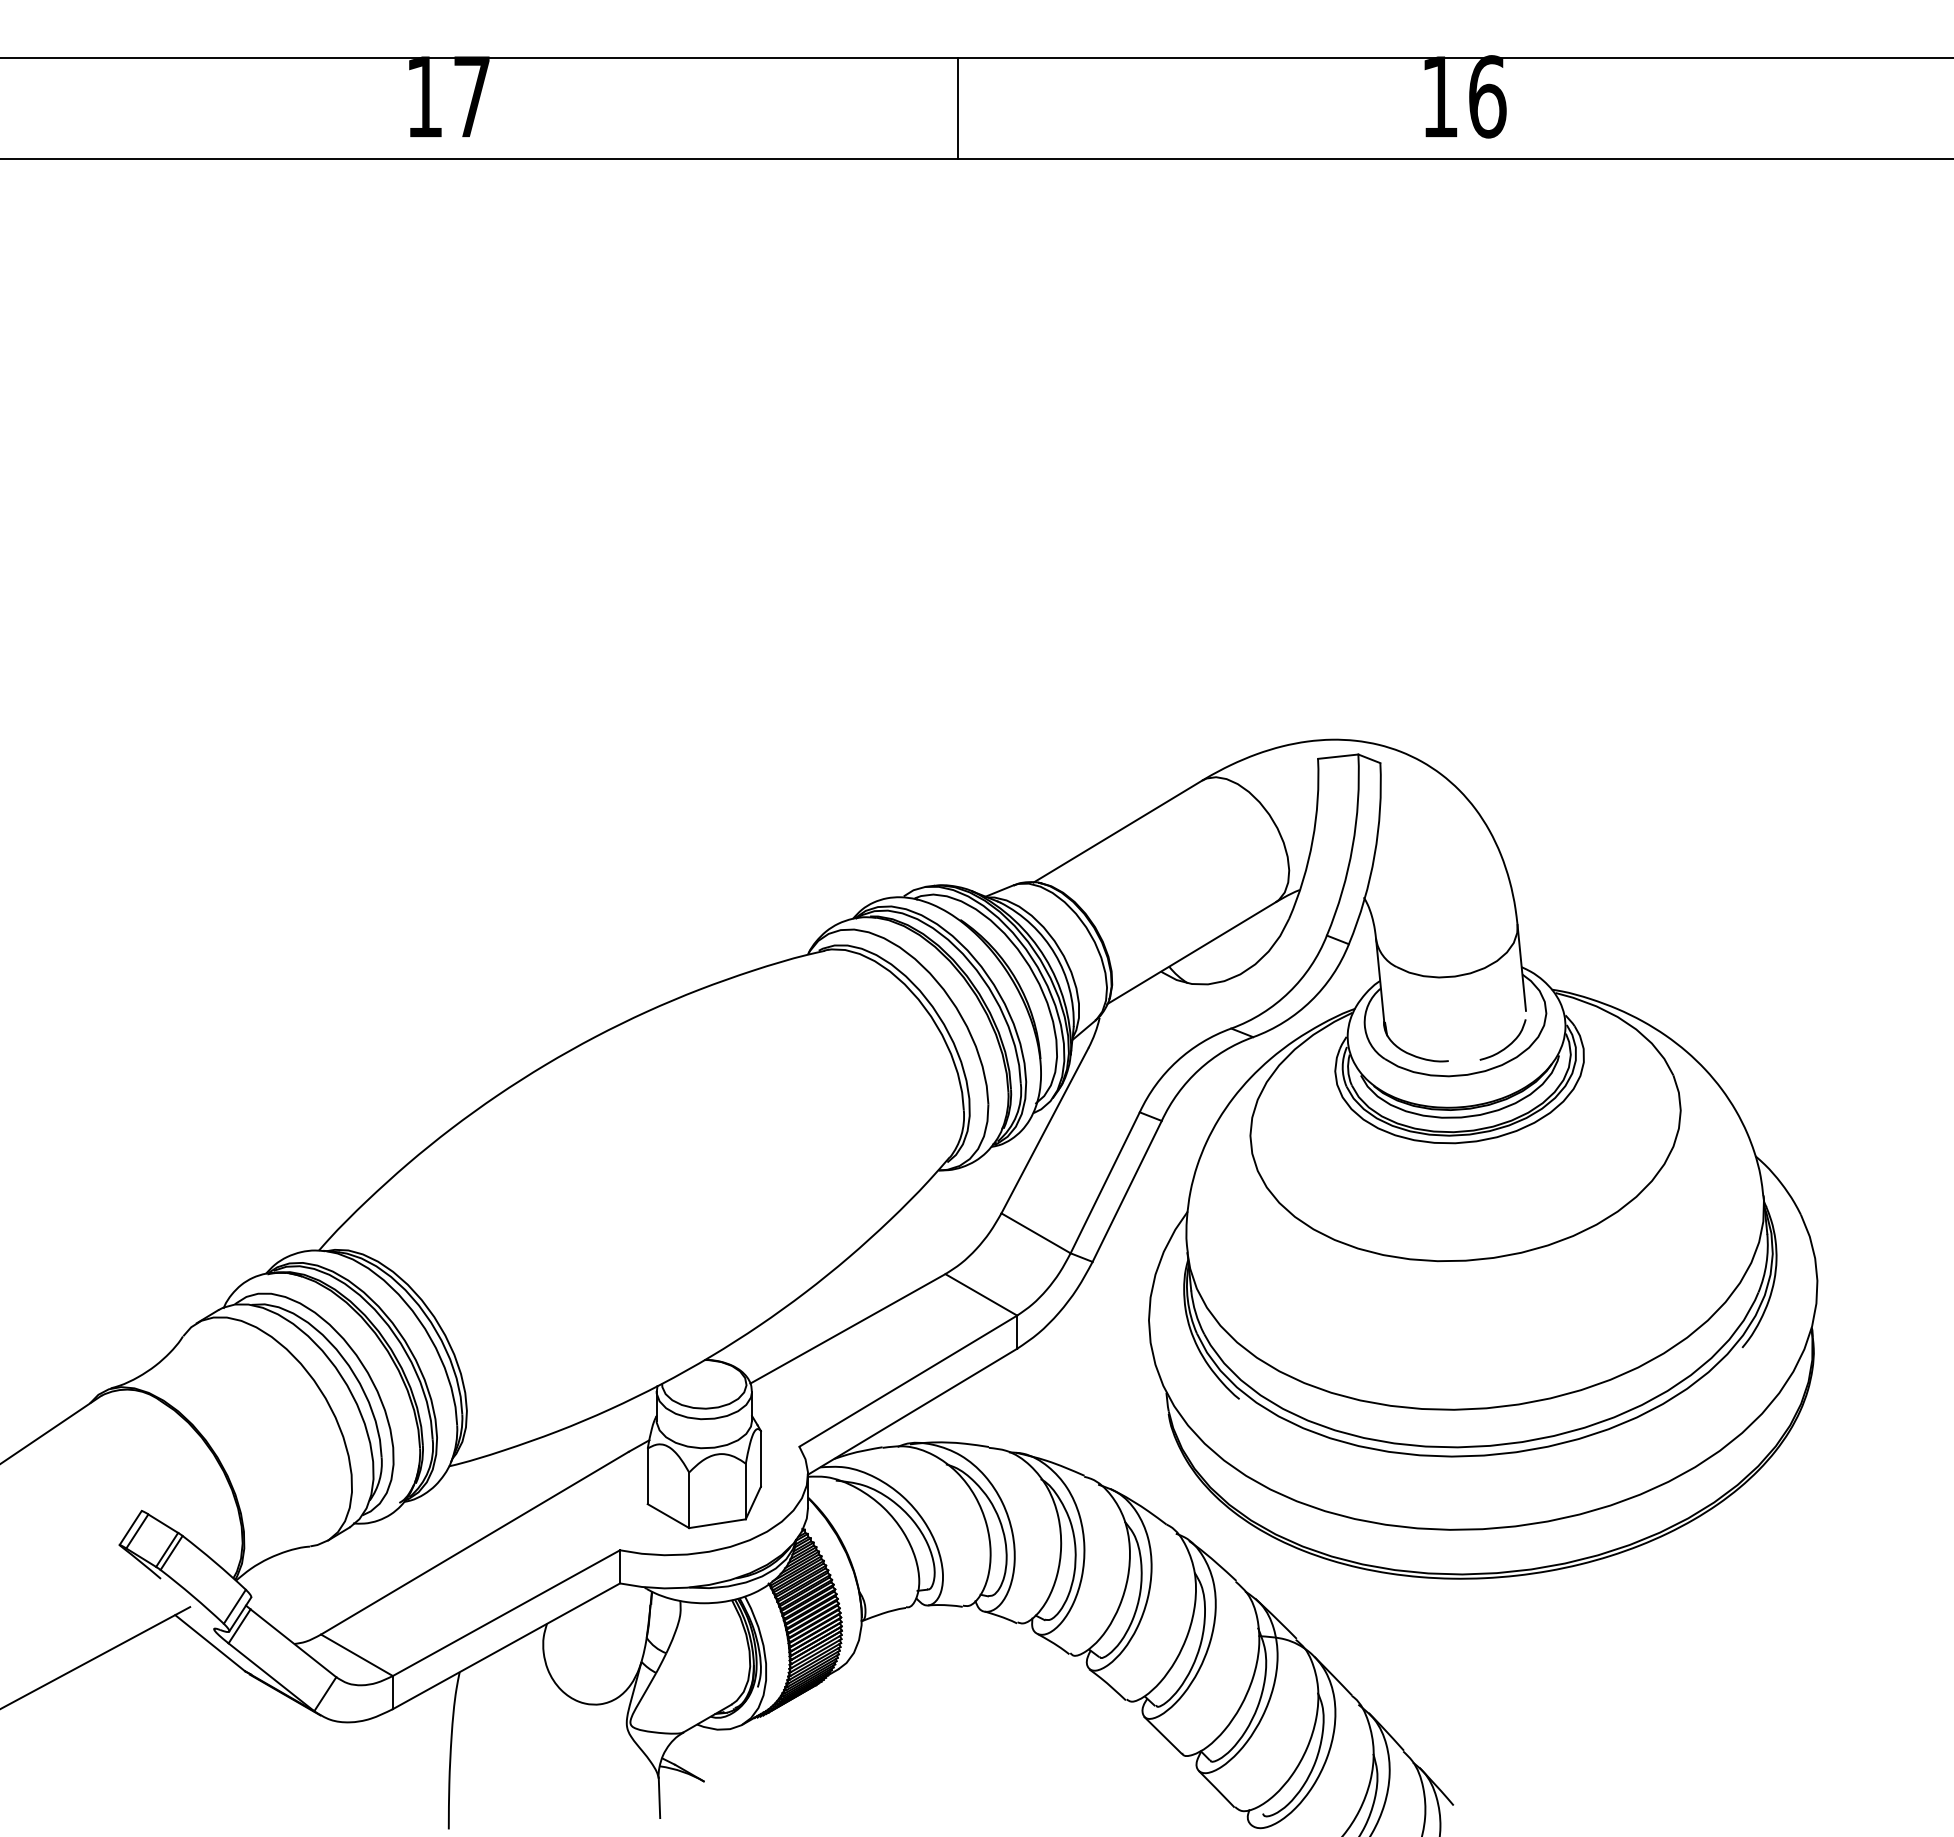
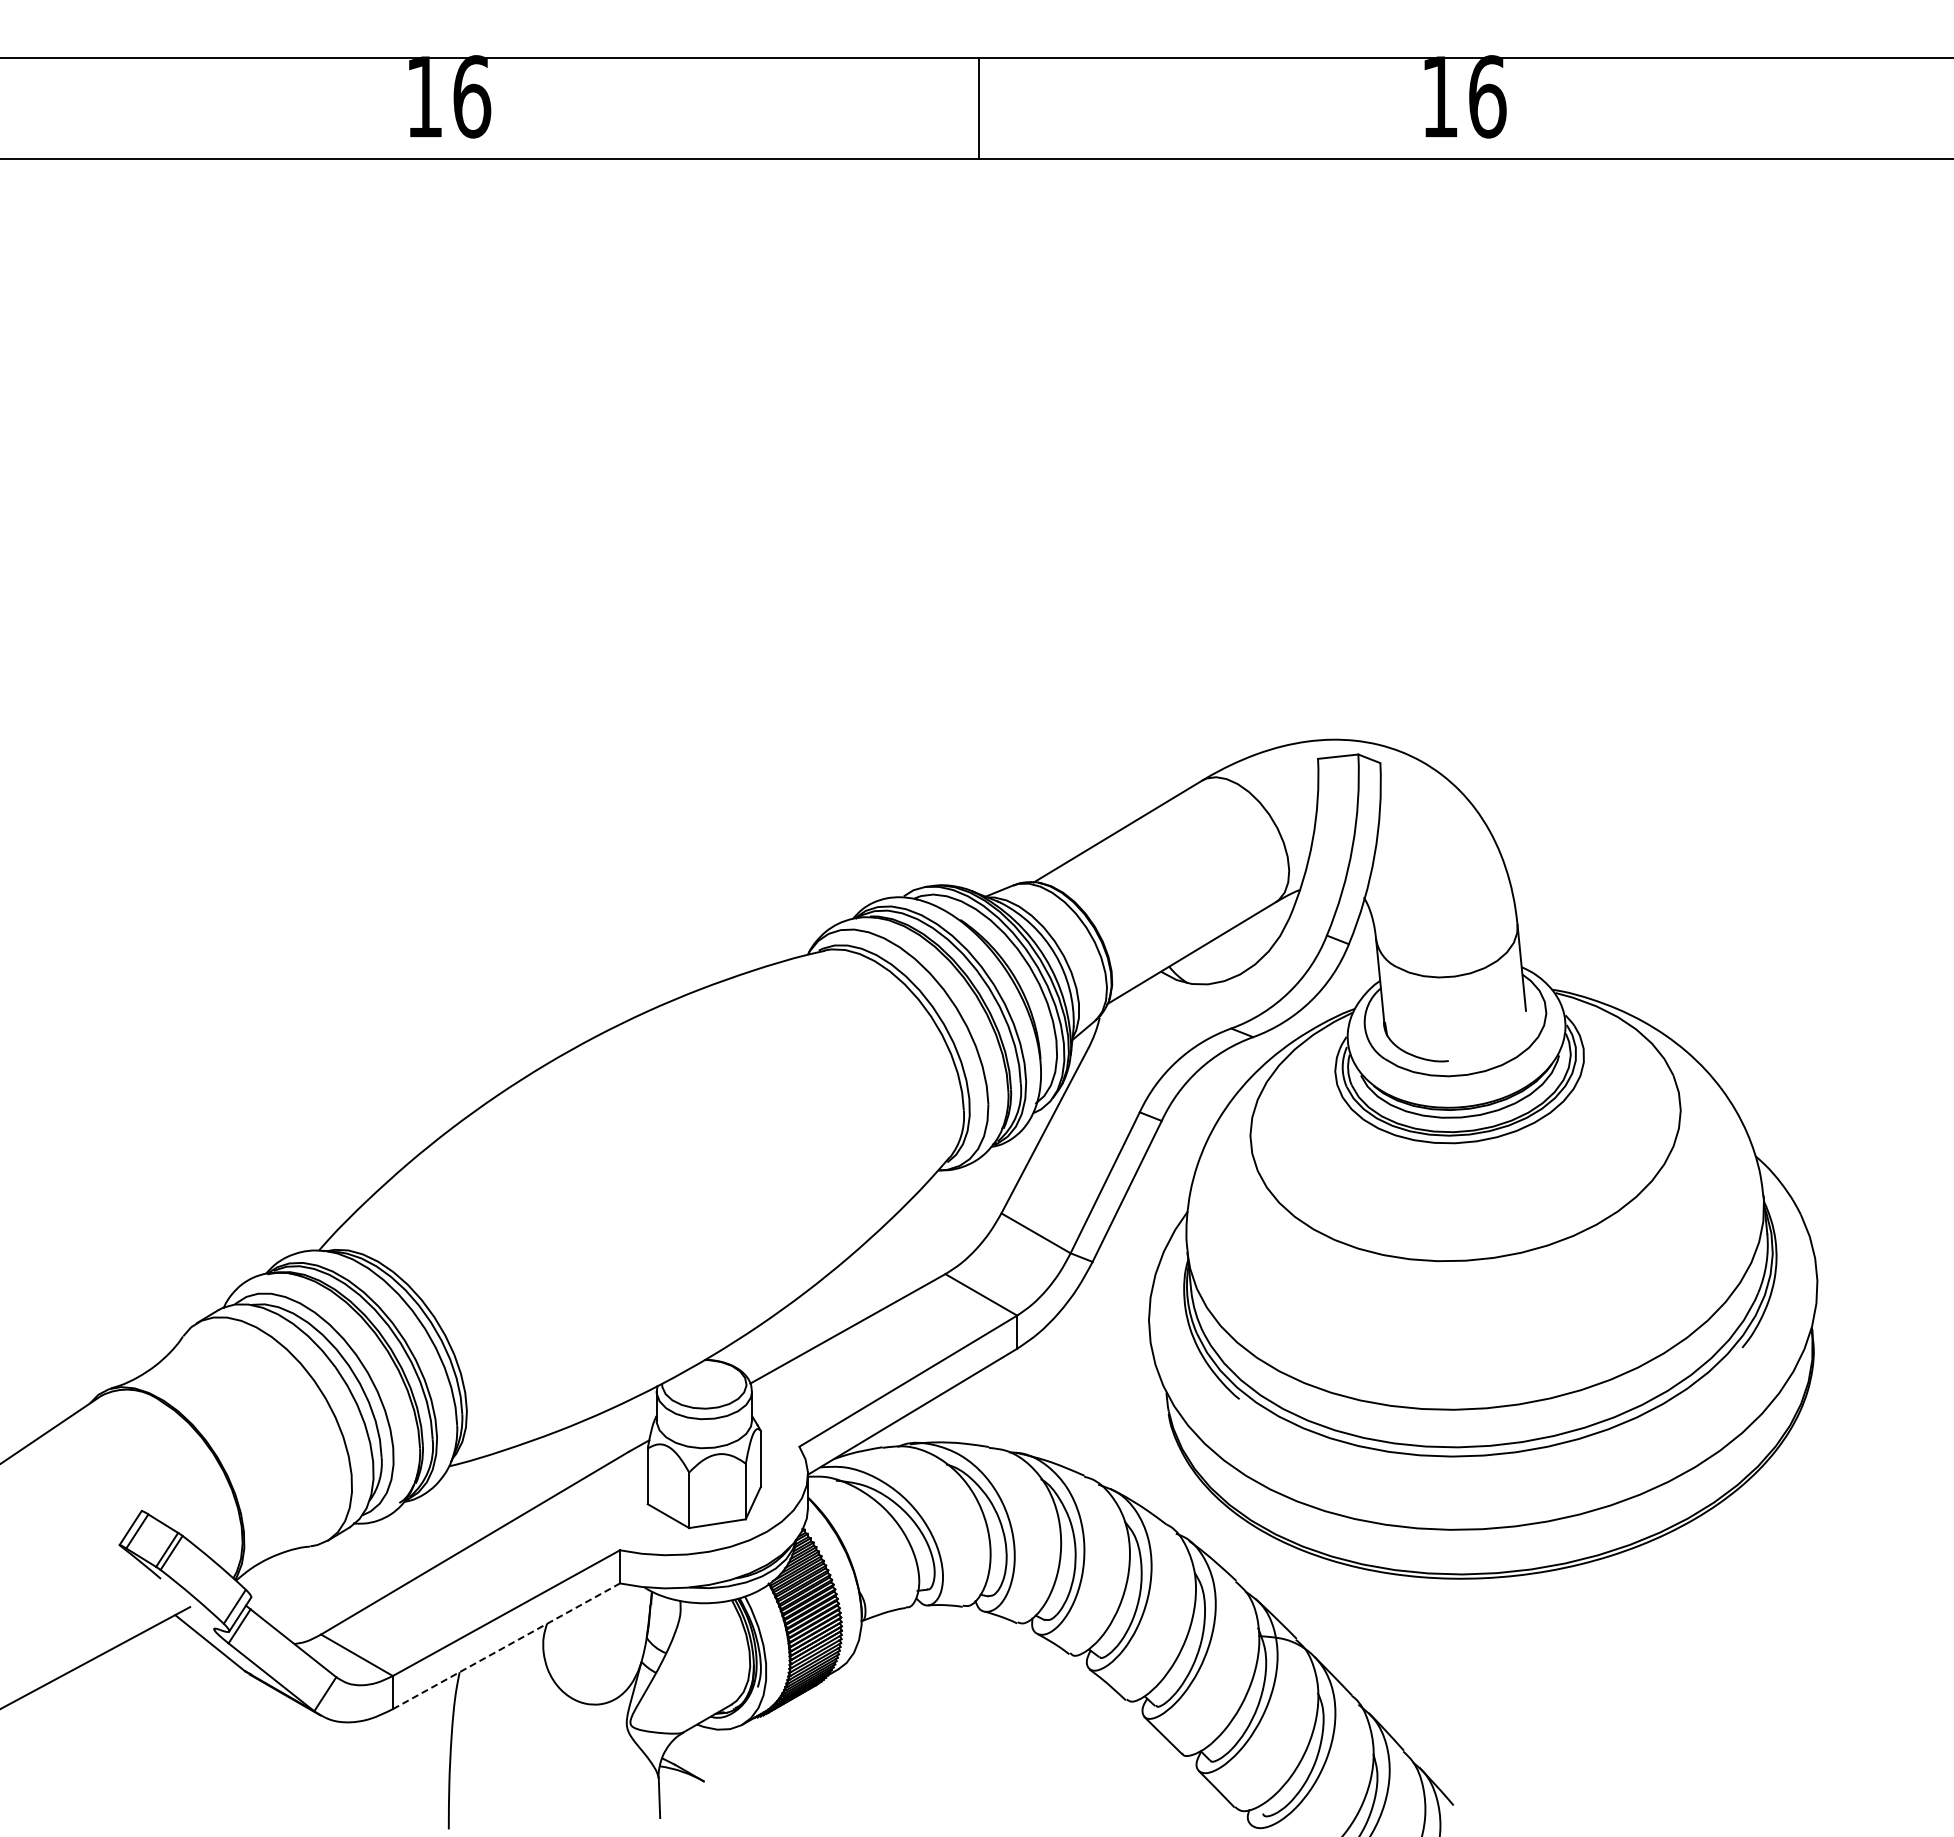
text: 17 -> 16 (472, 96)
line position: (957, 108) -> (978, 108) (978, 108)
curve: present -> none (1508, 1044)
line: solid -> dashed (506, 1646)
